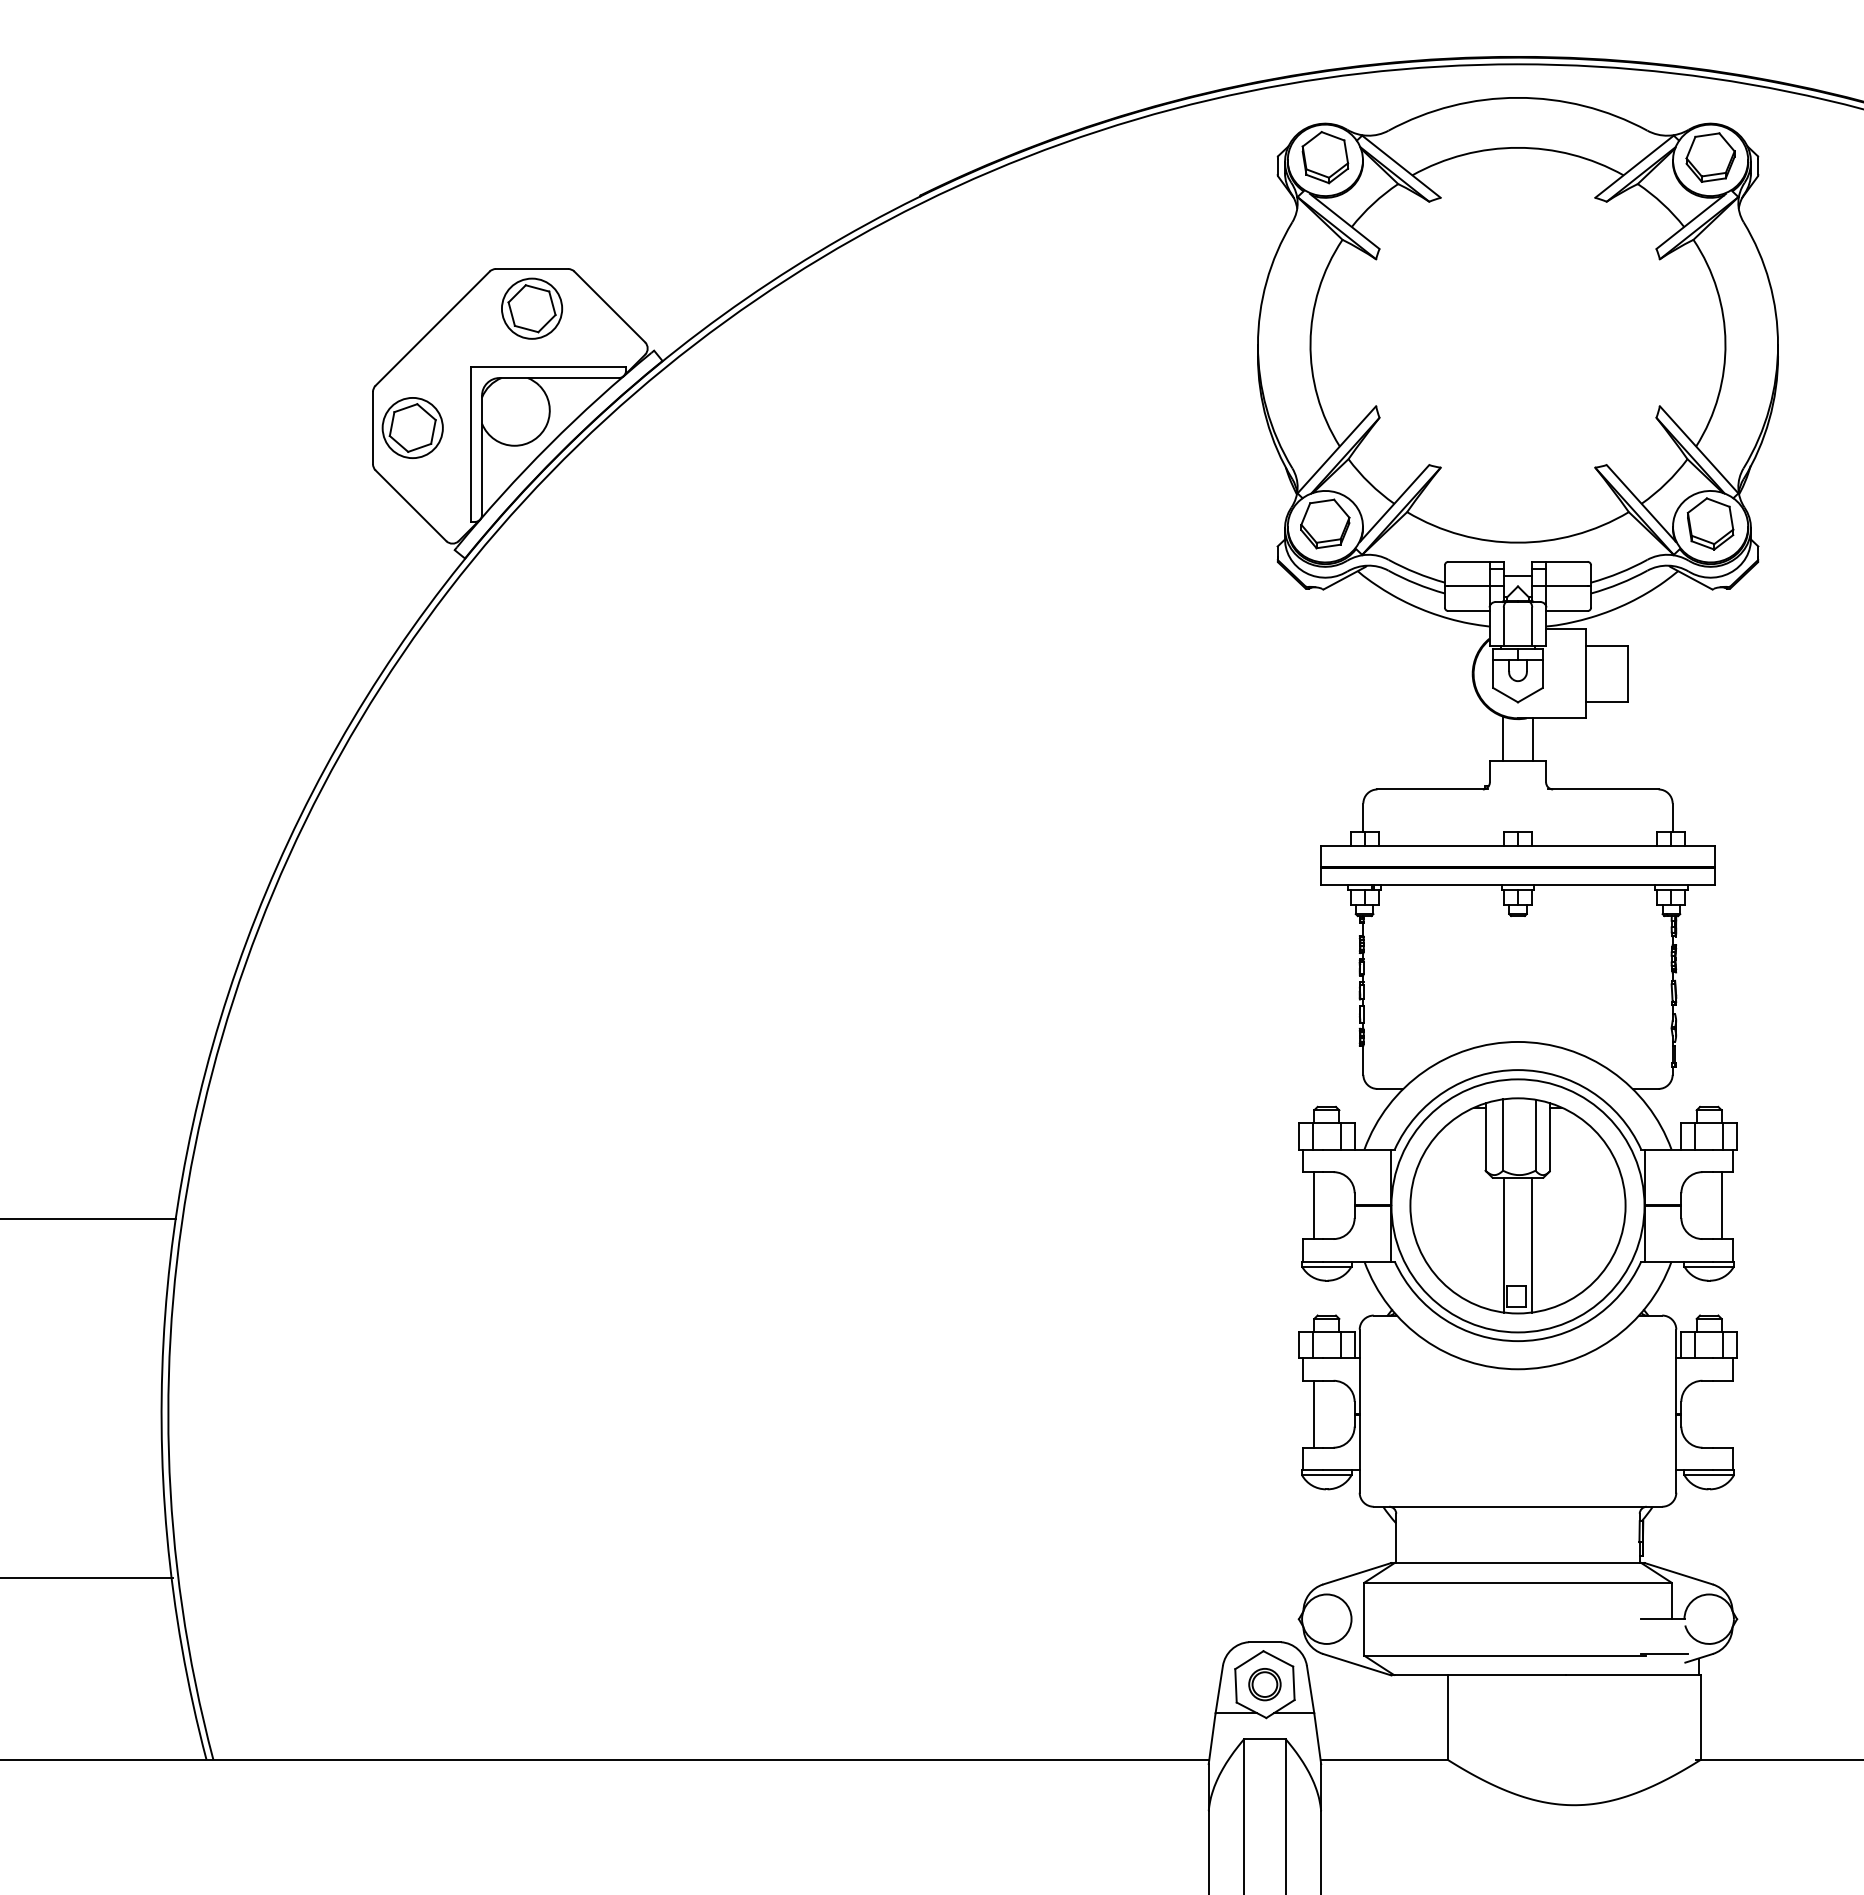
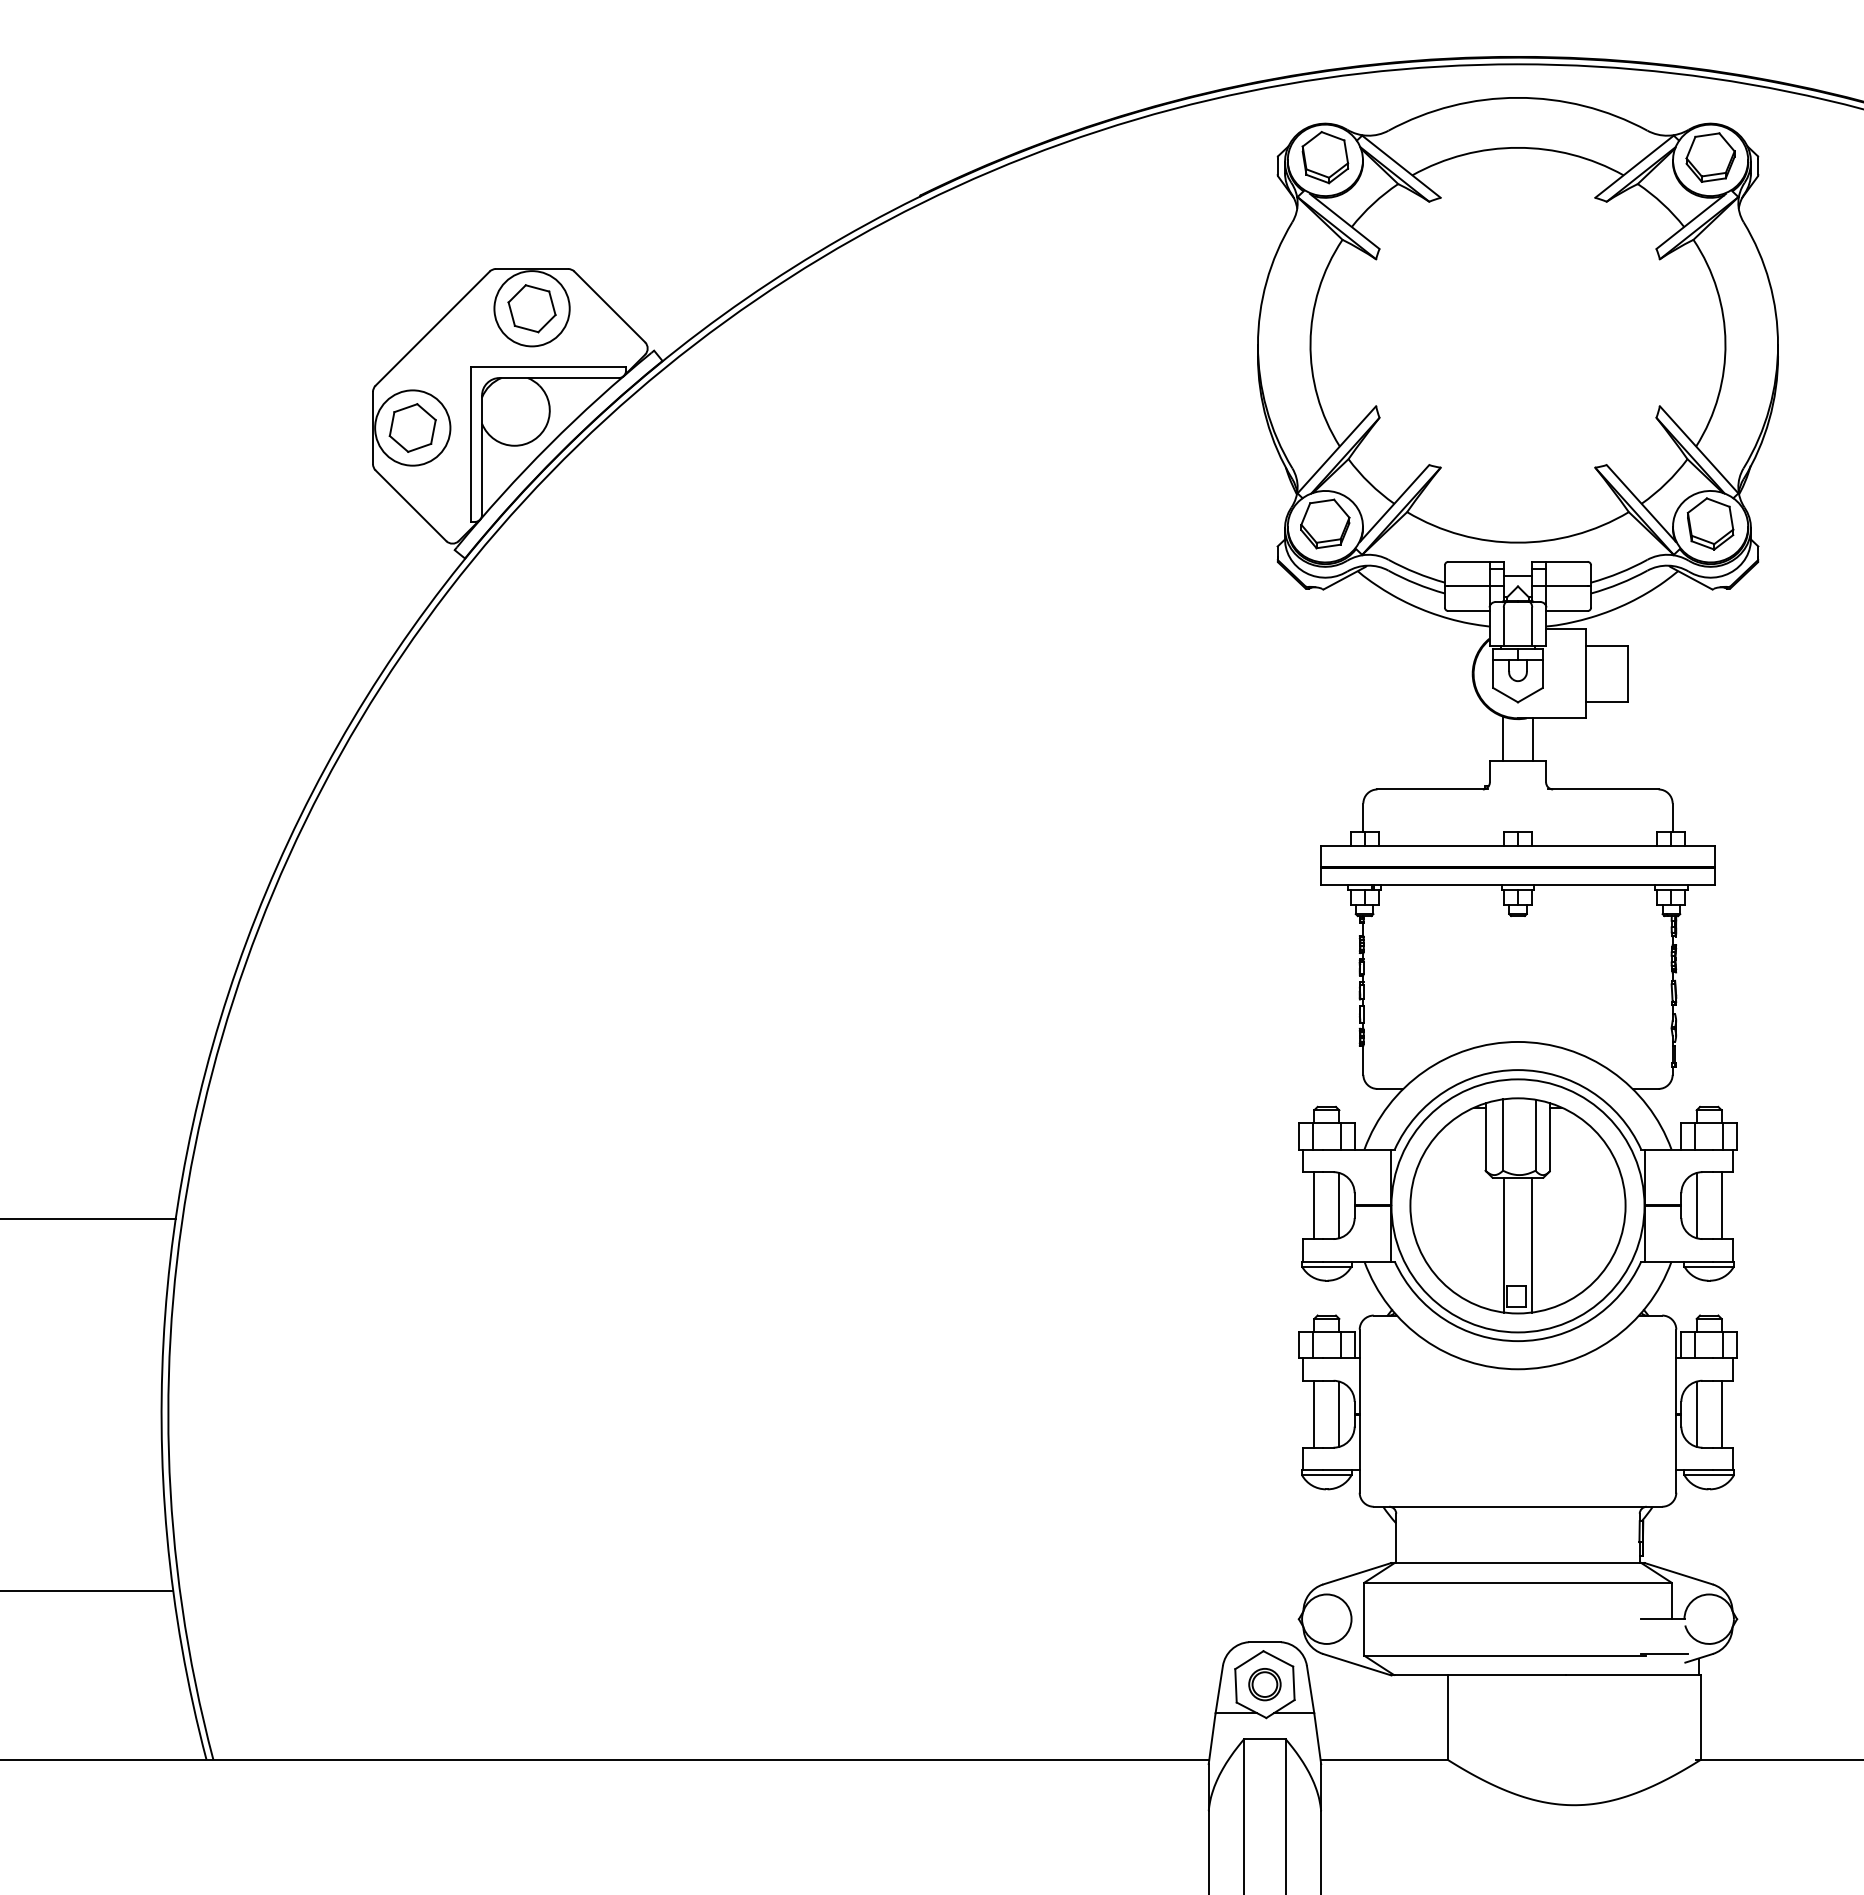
circle diameter: 60 px -> 75 px (531, 308)
circle diameter: 60 px -> 75 px (412, 427)
line: none -> present (1339, 1205)
line: none -> present (1696, 1205)
line: none -> present (1339, 1413)
line: none -> present (1696, 1413)
line: none -> present (1721, 1413)
line position: (87, 1578) -> (87, 1591) (87, 1591)
